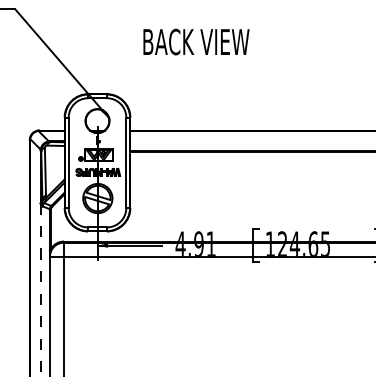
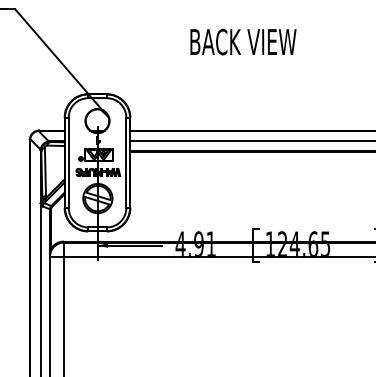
text position: (196, 41) -> (243, 41) (243, 41)
line: none -> present (251, 141)
line: dashed -> solid (40, 290)
